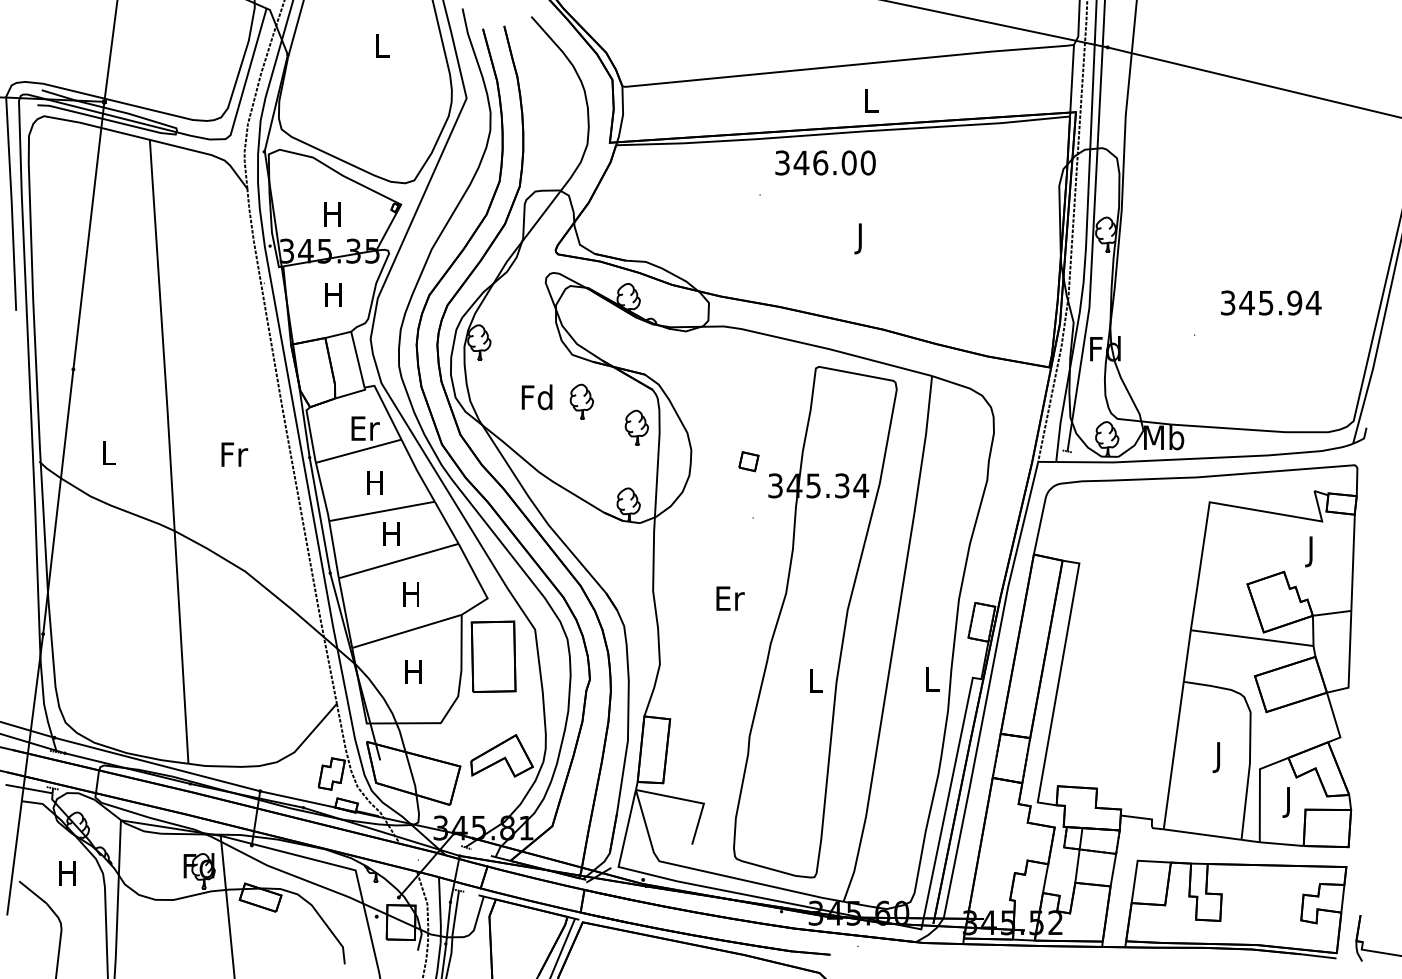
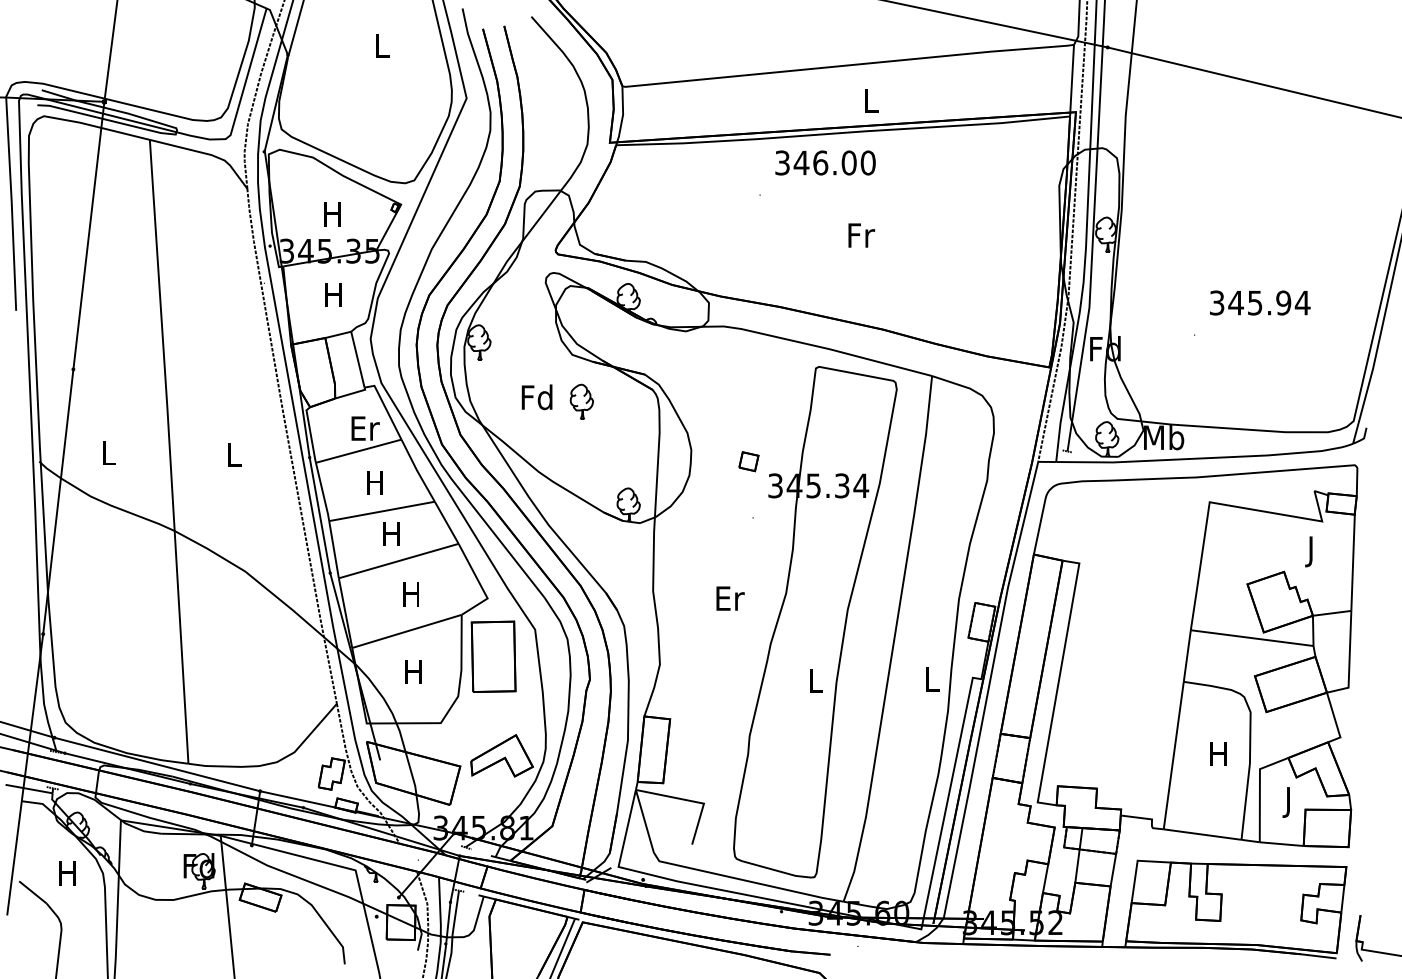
text: J -> Fr (861, 238)
text position: (1271, 302) -> (1260, 302) (1260, 302)
part: present -> none (636, 427)
text: Fr -> L (234, 454)
text: J -> H (1218, 757)
